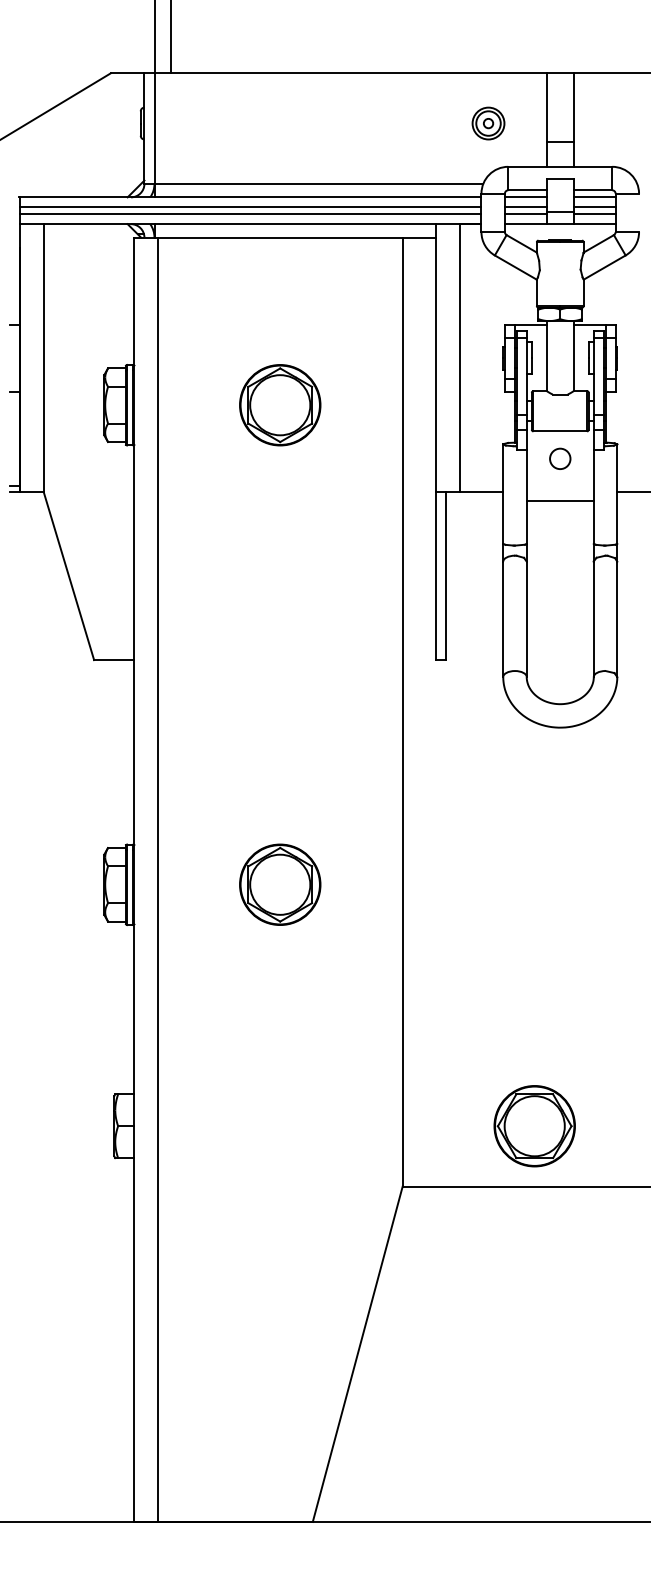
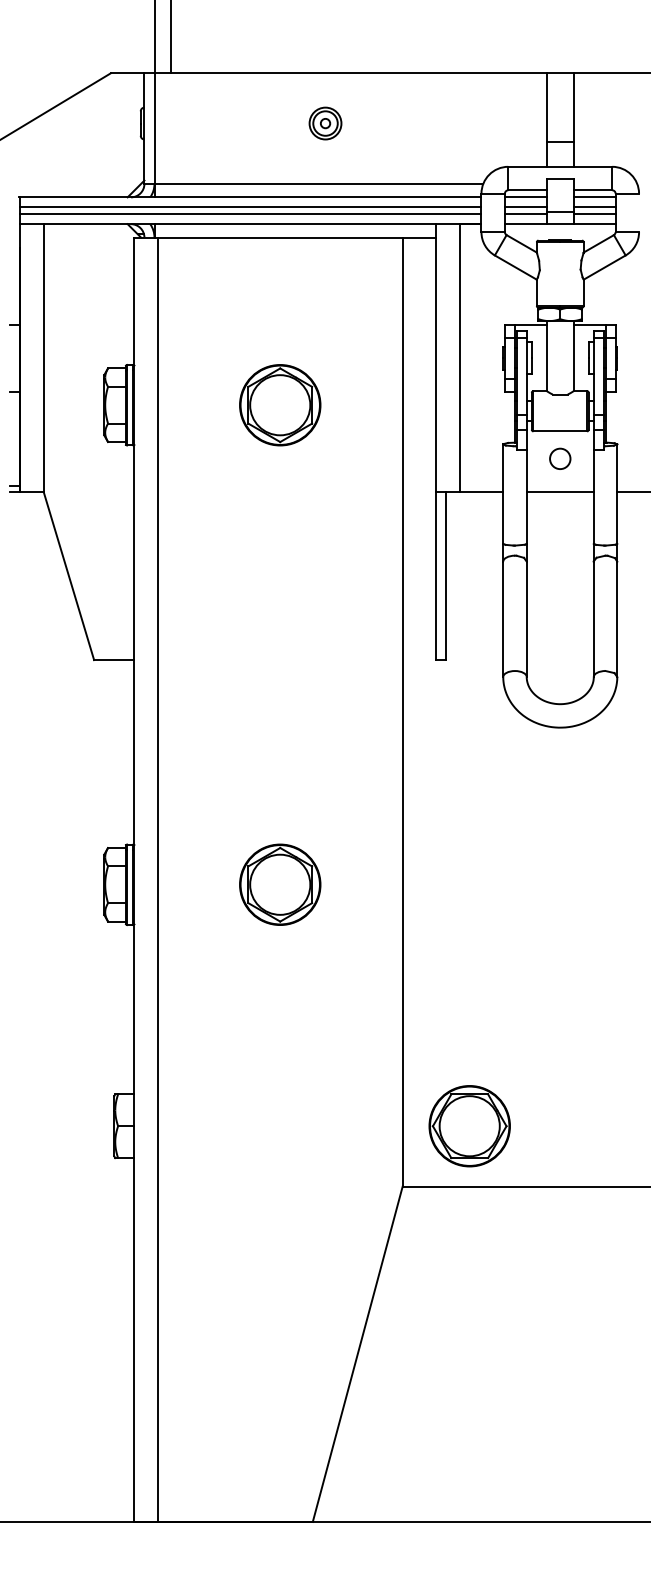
part position: (488, 123) -> (325, 123) (325, 123)
line position: (559, 501) -> (559, 492) (559, 492)
part position: (534, 1126) -> (469, 1126) (469, 1126)
